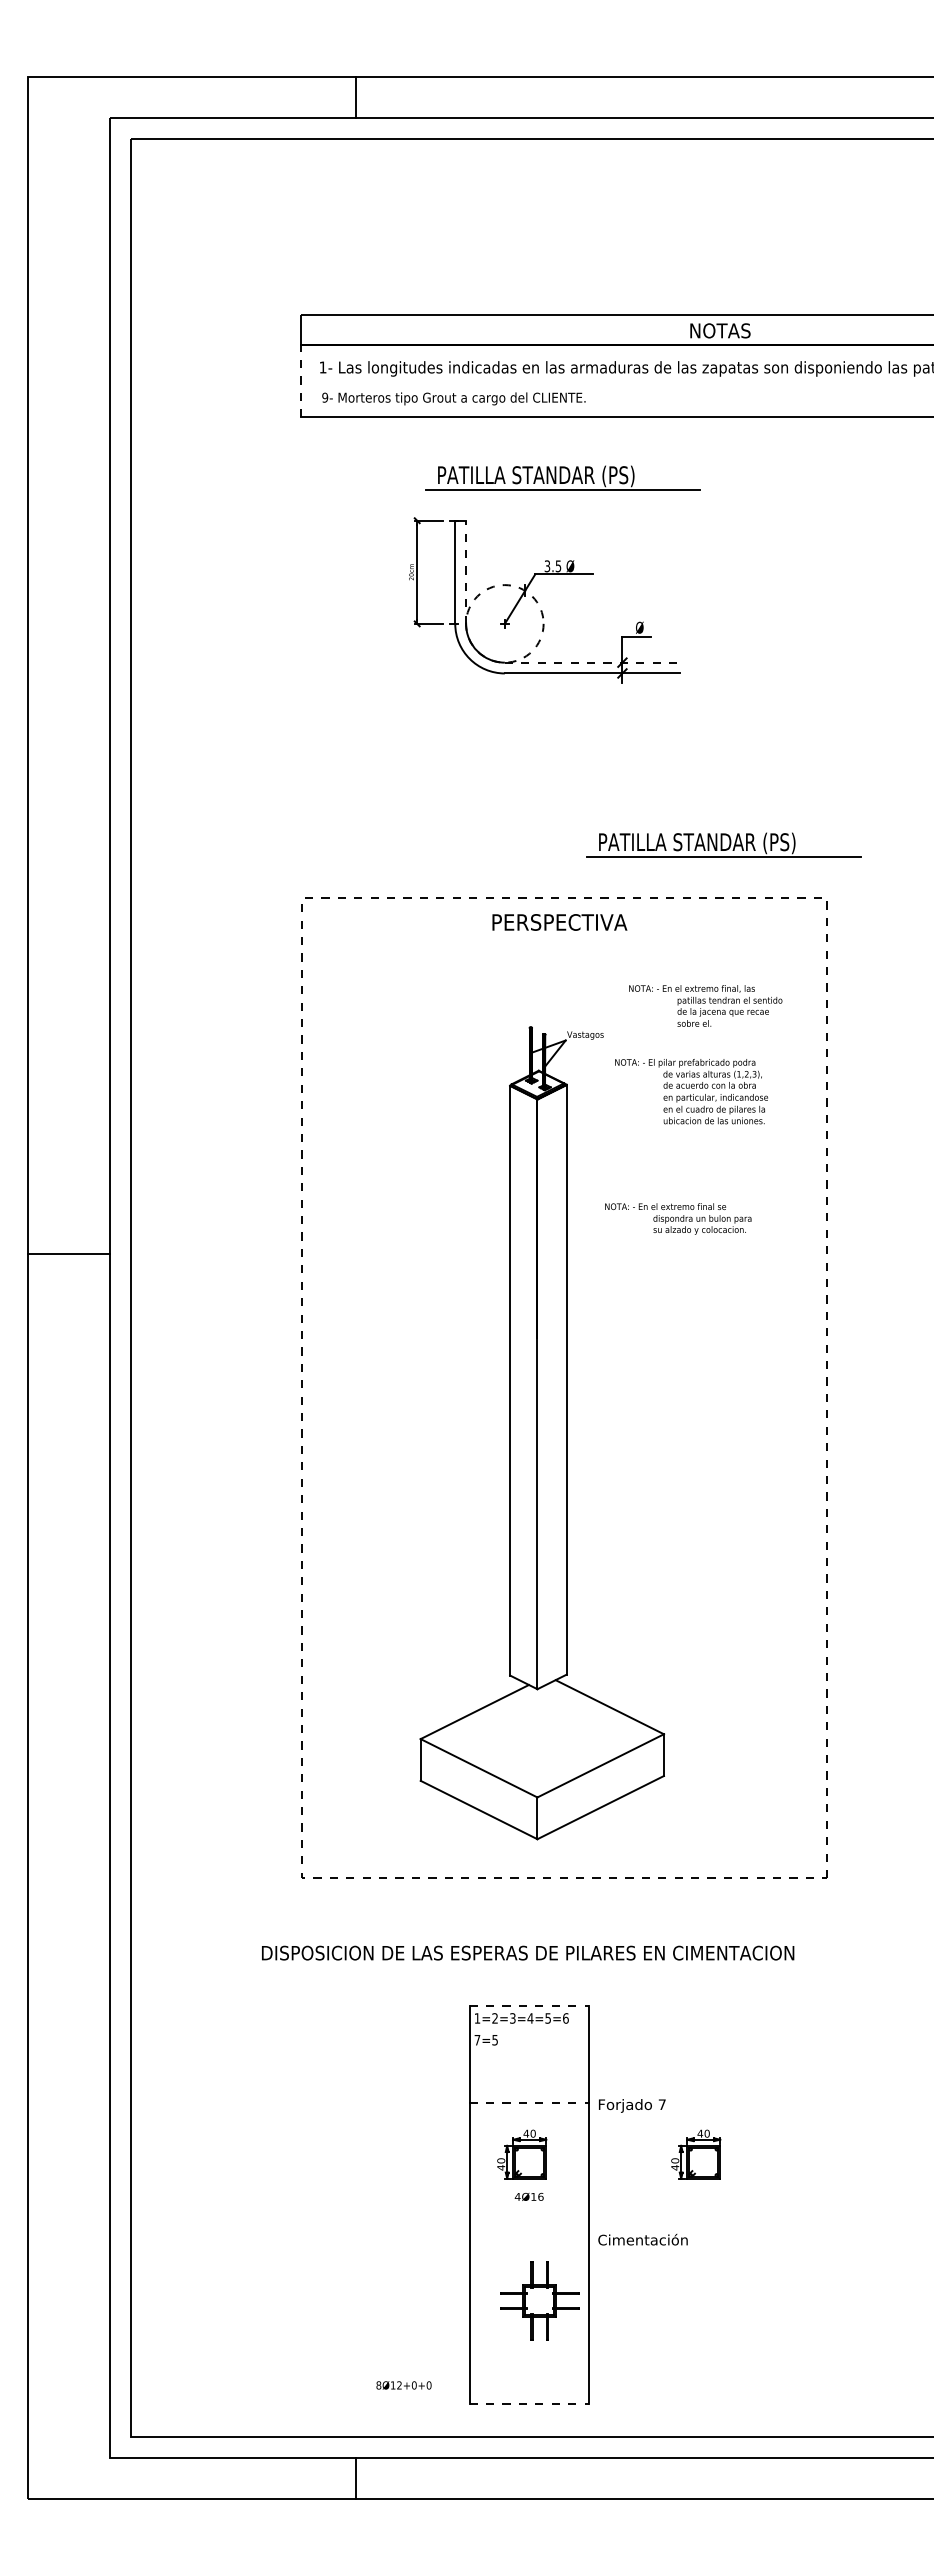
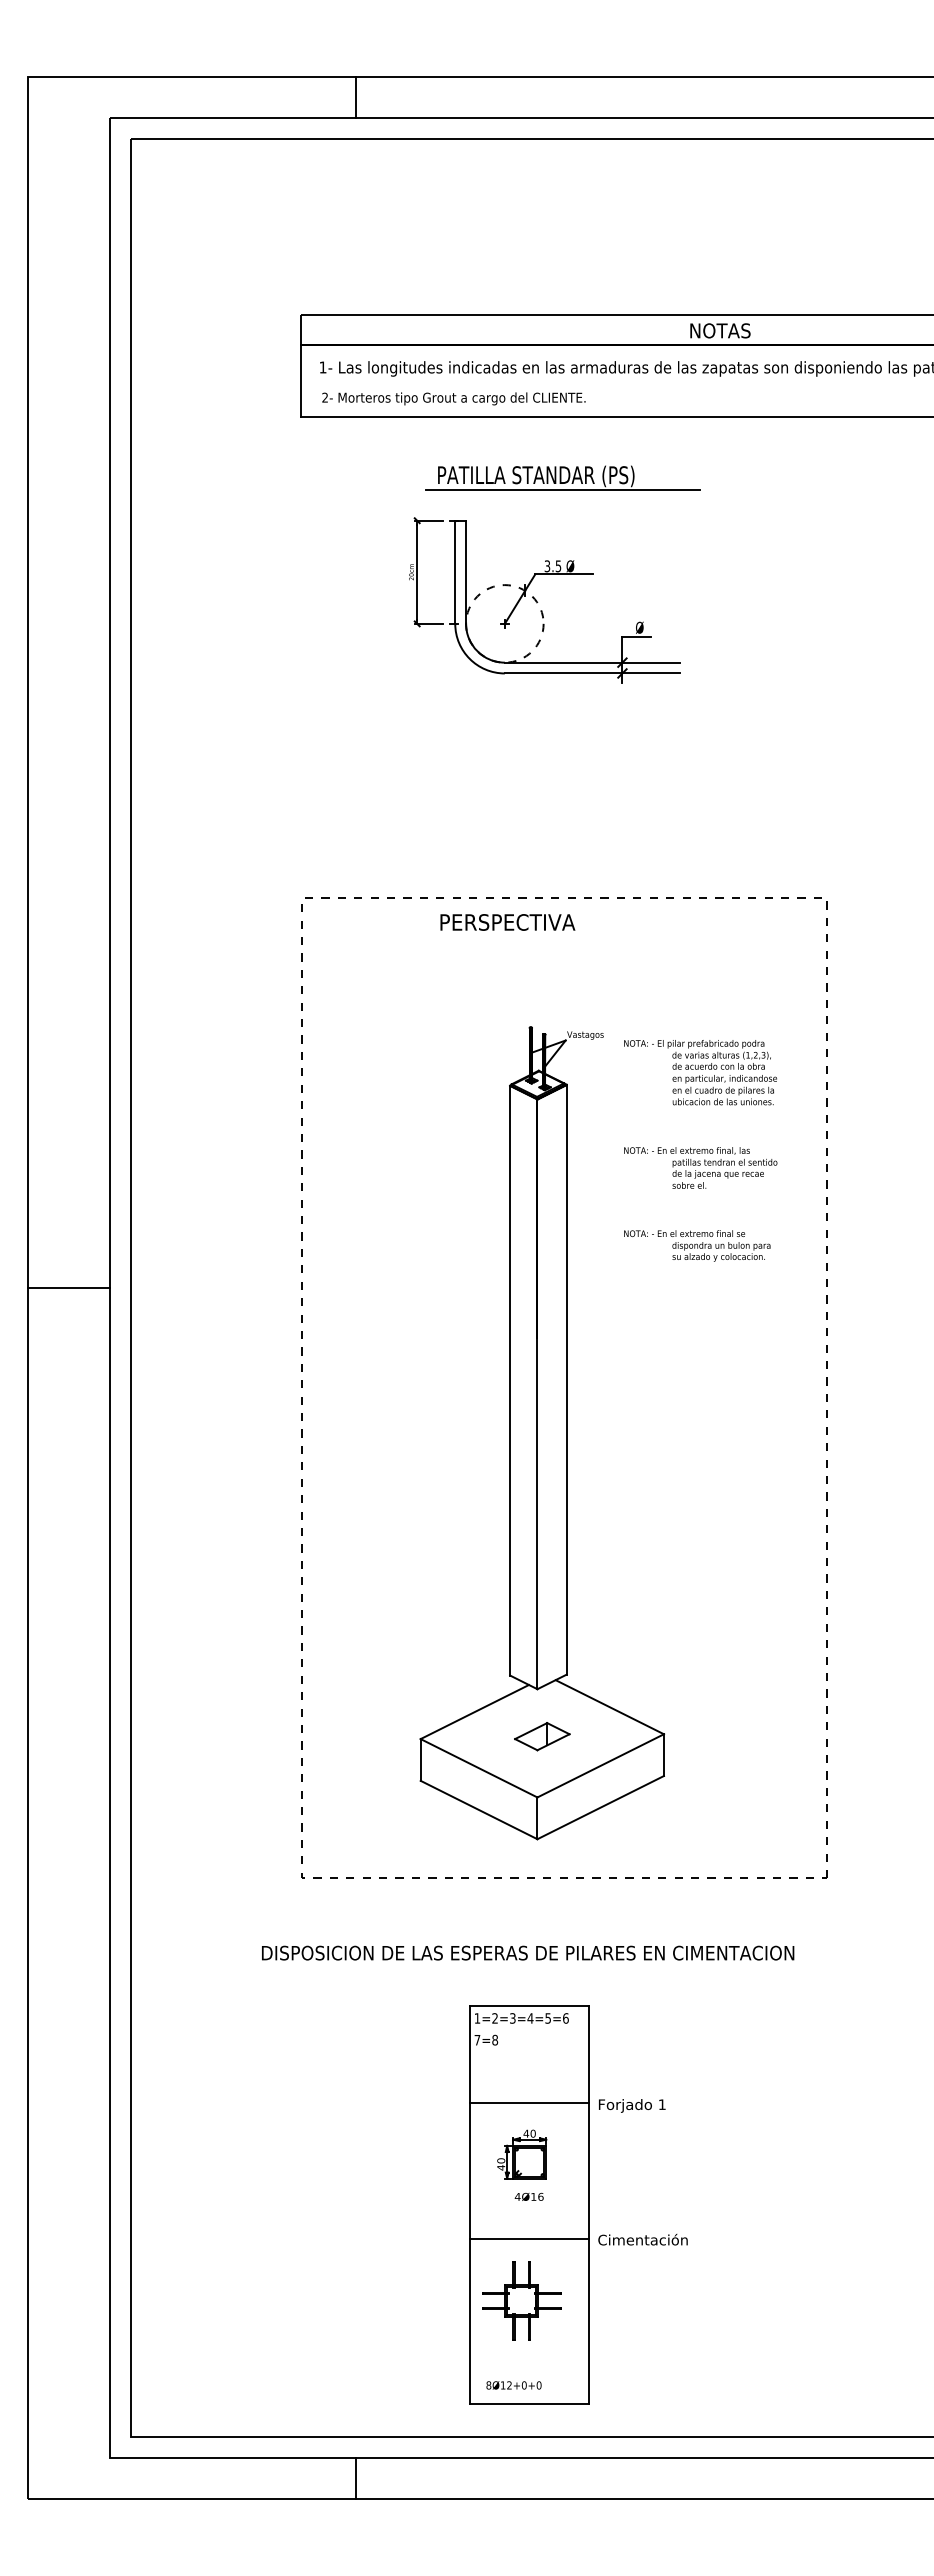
line: dashed -> solid (300, 380)
text: 9- -> 2- (325, 397)
line: dashed -> solid (466, 572)
line: dashed -> solid (592, 662)
part: present -> none (723, 844)
text position: (559, 922) -> (507, 922) (507, 922)
text position: (705, 1005) -> (700, 1167) (700, 1167)
text position: (691, 1091) -> (700, 1072) (700, 1072)
text position: (678, 1218) -> (697, 1245) (697, 1245)
line position: (68, 1254) -> (68, 1288) (68, 1288)
part: none -> present (542, 1736)
line: dashed -> solid (529, 2006)
text: 7=5 -> 7=8 (495, 2039)
line: dashed -> solid (529, 2103)
text: 7 -> 1 (661, 2104)
part: present -> none (696, 2154)
line: none -> present (529, 2238)
part position: (539, 2300) -> (521, 2300) (521, 2300)
text position: (403, 2385) -> (513, 2385) (513, 2385)
line: dashed -> solid (529, 2403)
